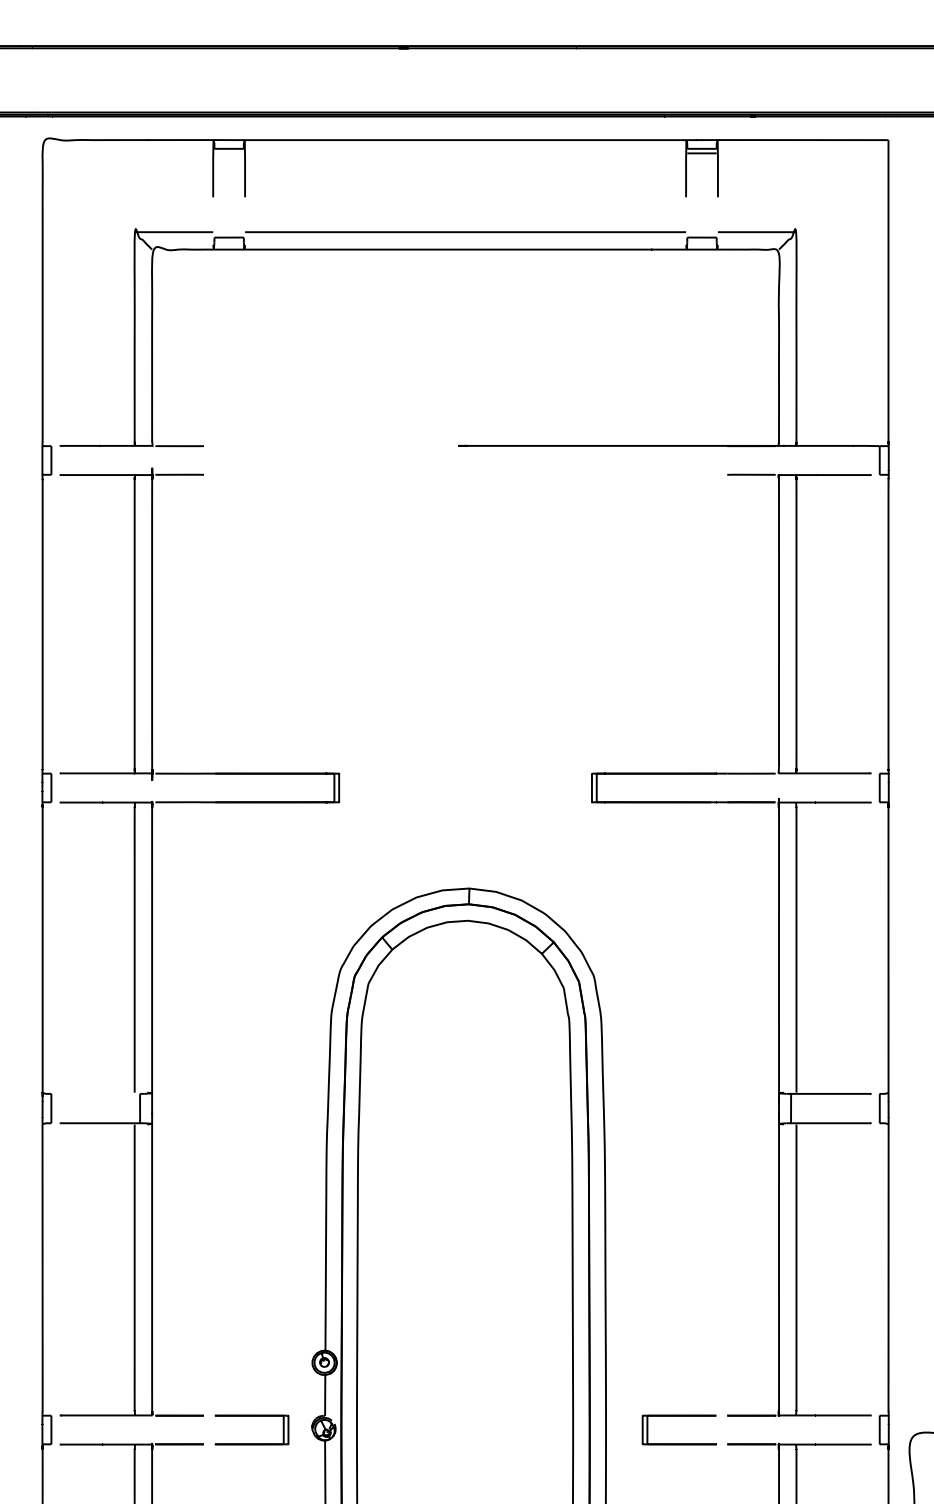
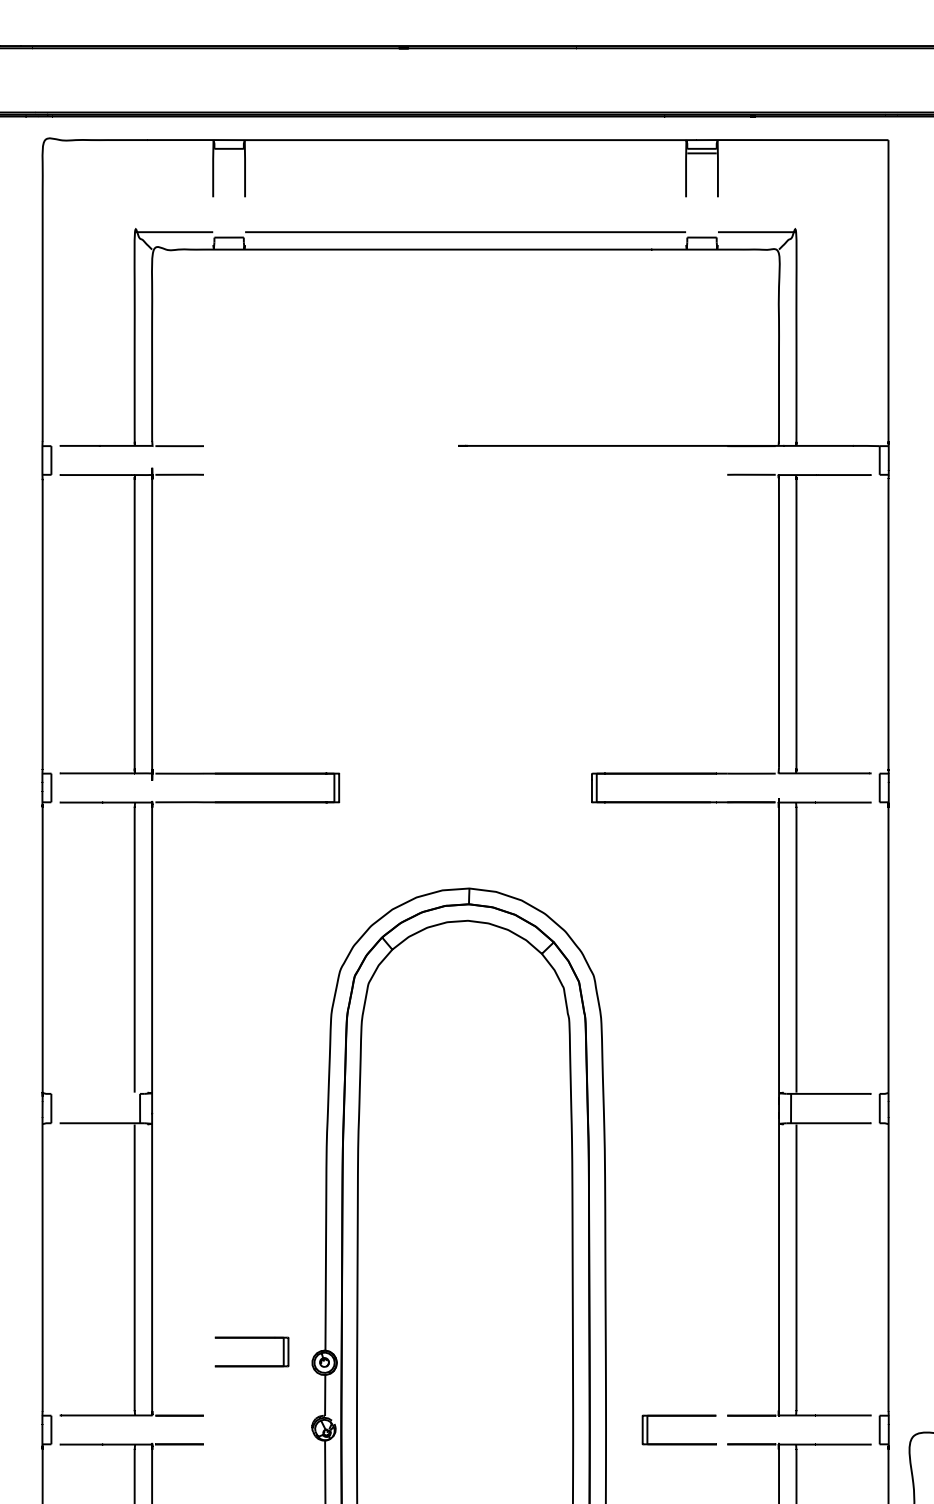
part position: (251, 1416) -> (251, 1338) (251, 1338)
